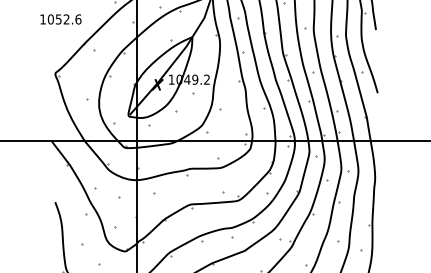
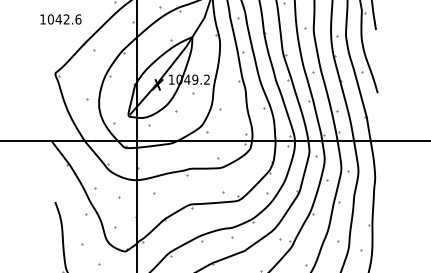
text: 1052.6 -> 1042.6 (58, 19)
